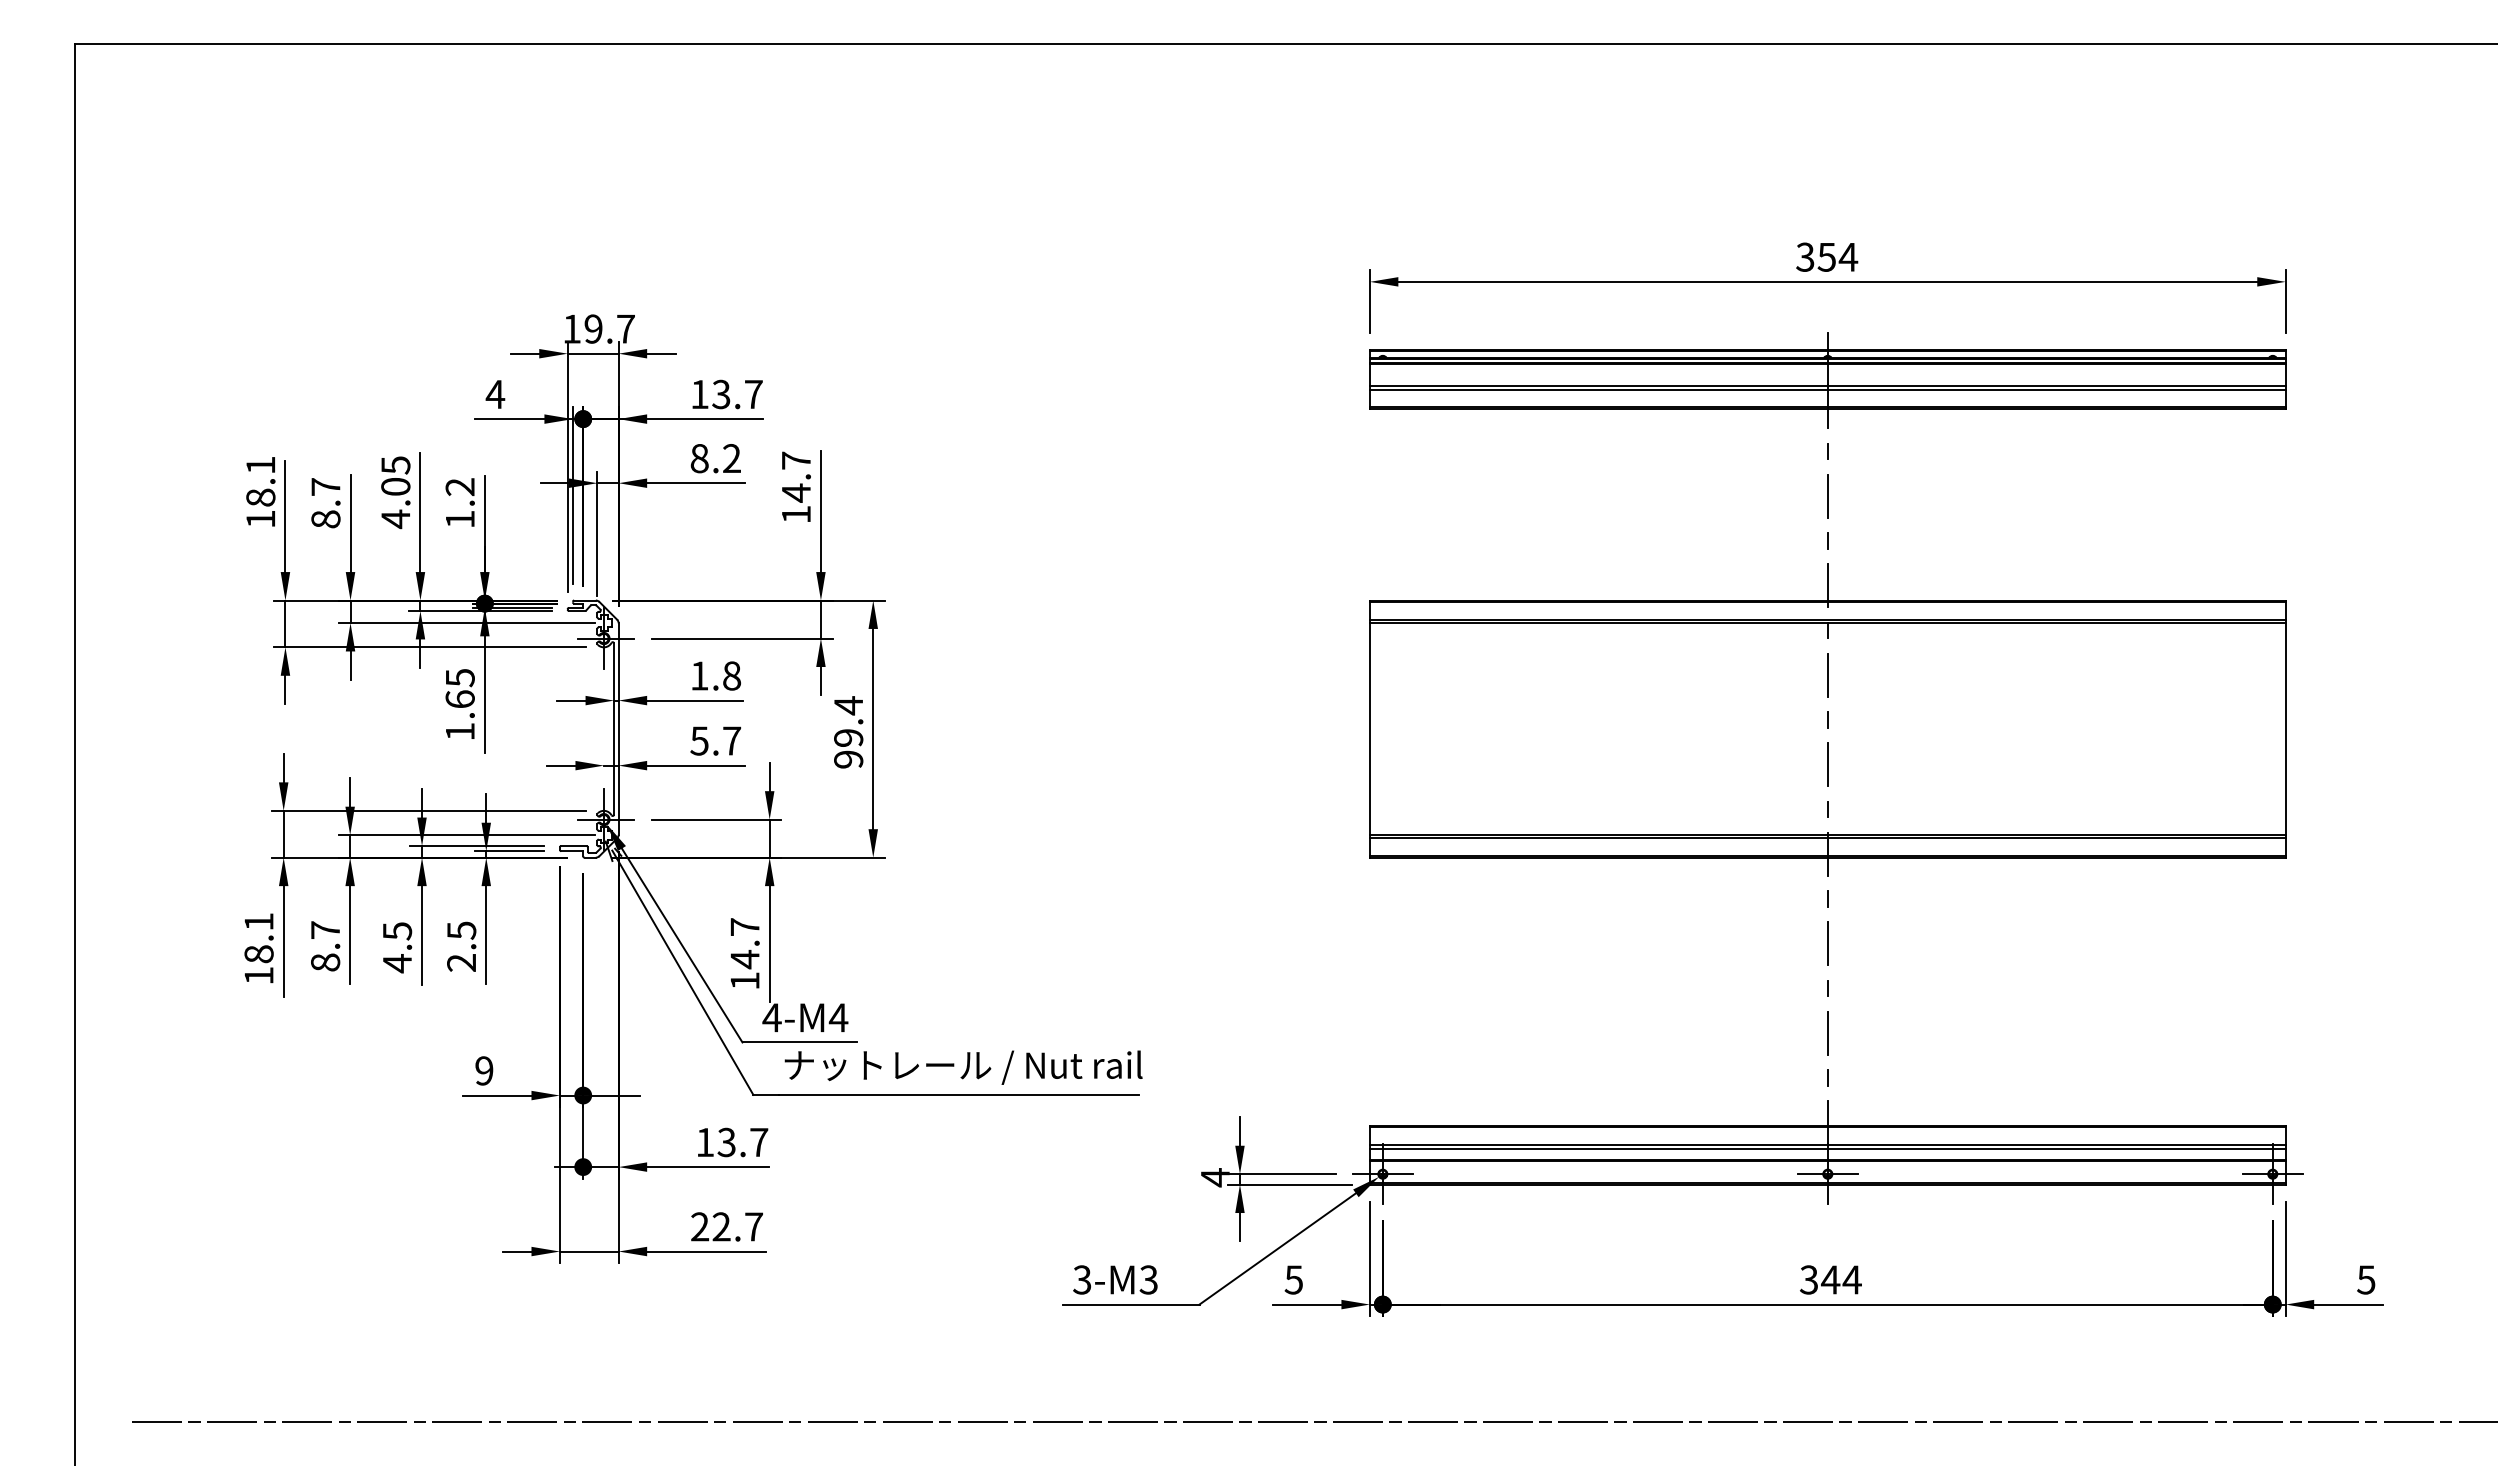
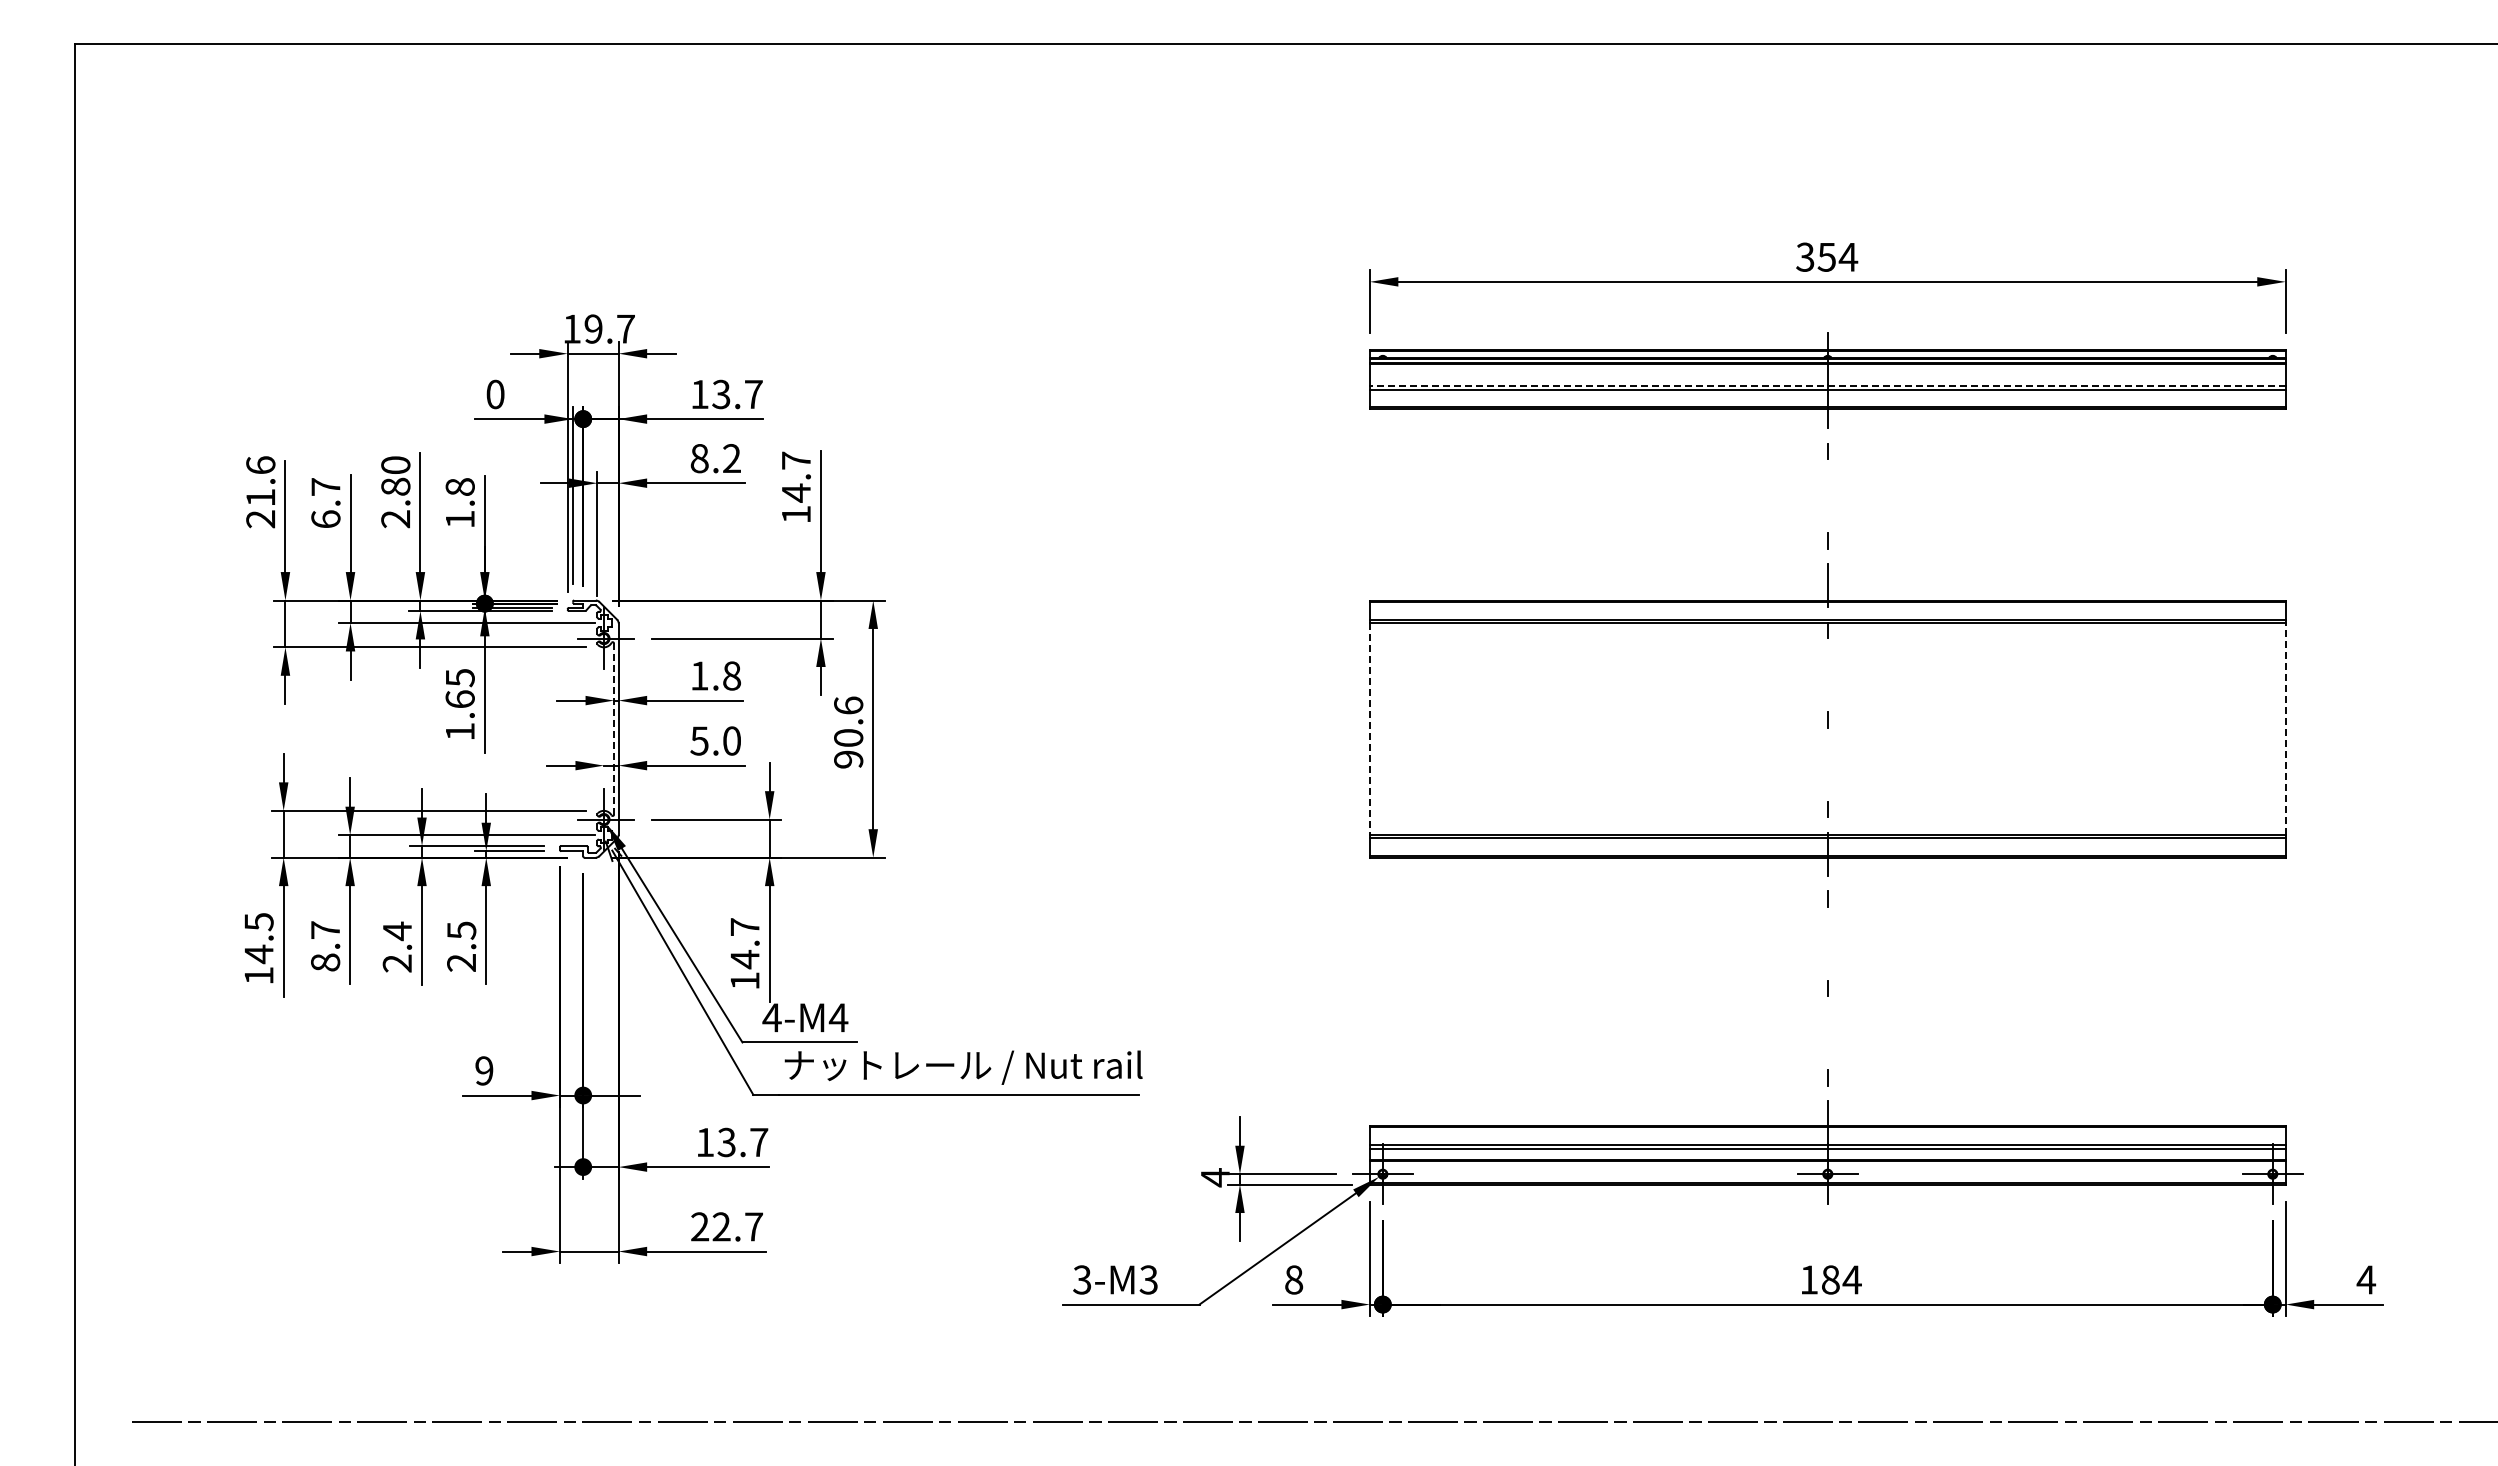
line: solid -> dashed (1827, 385)
text: 4 -> 0 (495, 394)
text: 1.2 -> 1.8 (459, 487)
text: 18.1 -> 21.6 (260, 492)
text: 4.05 -> 2.80 (395, 492)
line: present -> none (1827, 496)
text: 8.7 -> 6.7 (325, 519)
line: present -> none (1827, 674)
text: 99.4 -> 90.6 (848, 721)
line: solid -> dashed (614, 729)
line: solid -> dashed (1369, 729)
line: solid -> dashed (2285, 729)
text: 5.7 -> 5.0 (732, 740)
line: present -> none (1827, 764)
text: 18.1 -> 14.5 (258, 938)
line: present -> none (1827, 943)
text: 4.5 -> 2.4 (397, 947)
line: present -> none (1827, 1032)
text: 5 -> 8 (1293, 1279)
text: 344 -> 184 (1820, 1279)
text: 5 -> 4 (2366, 1279)
